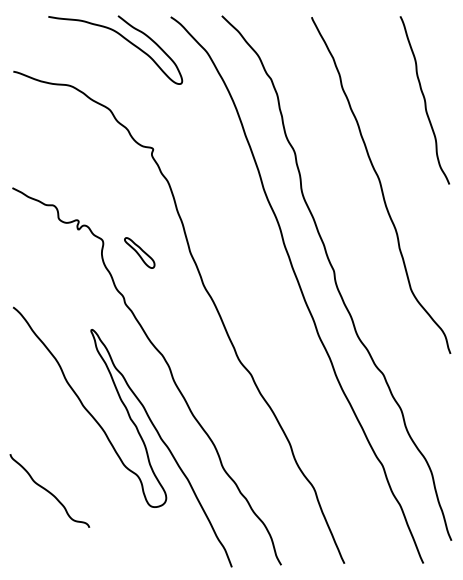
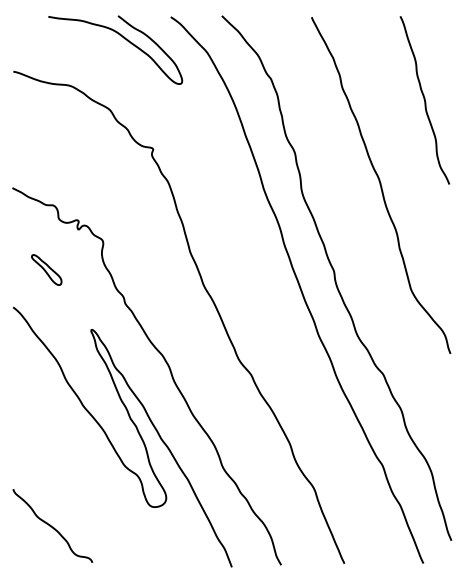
part position: (139, 252) -> (46, 269) (46, 269)
curve position: (48, 490) -> (51, 525) (51, 525)
